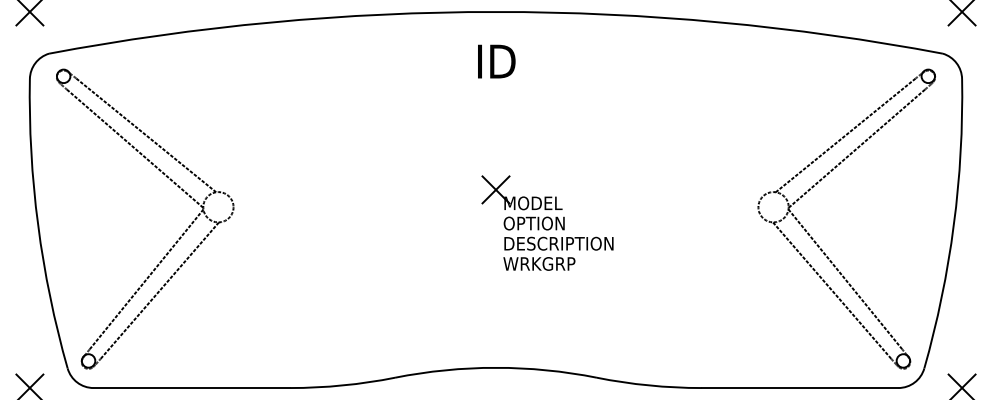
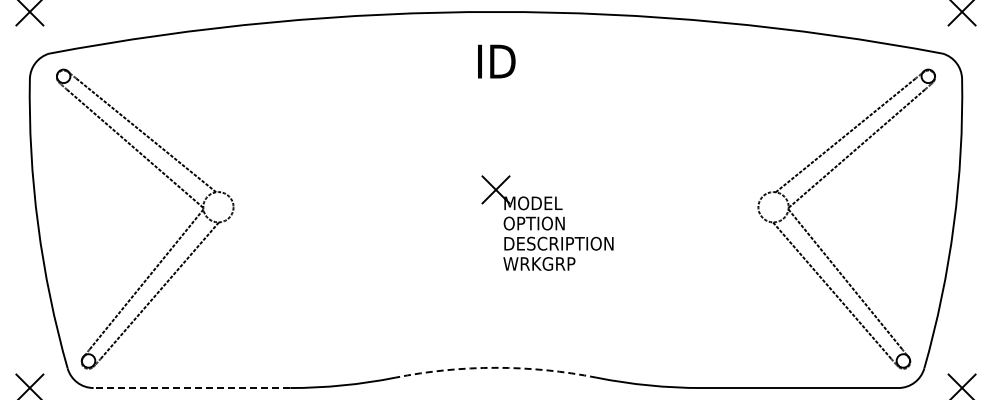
arc: solid -> dashed (496, 367)
line: solid -> dashed (191, 388)
